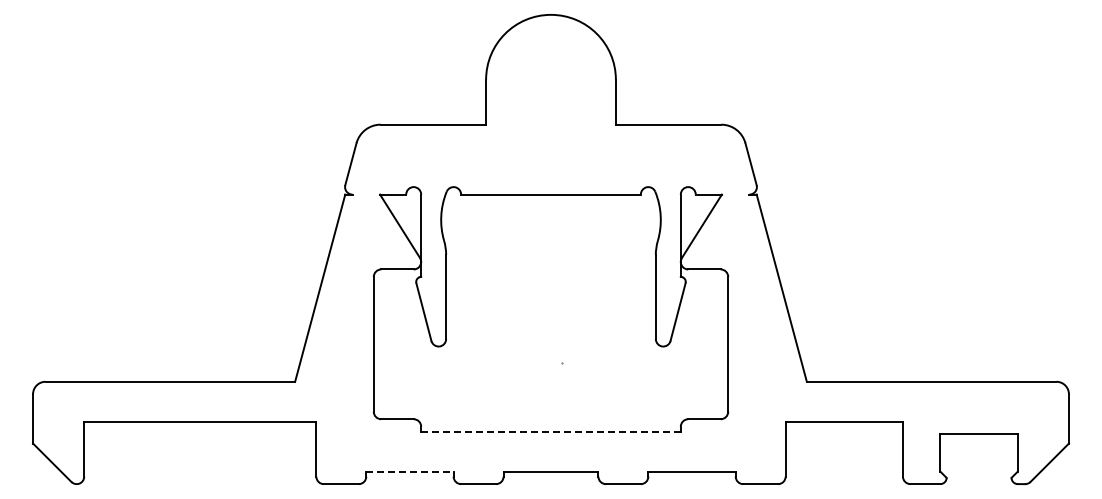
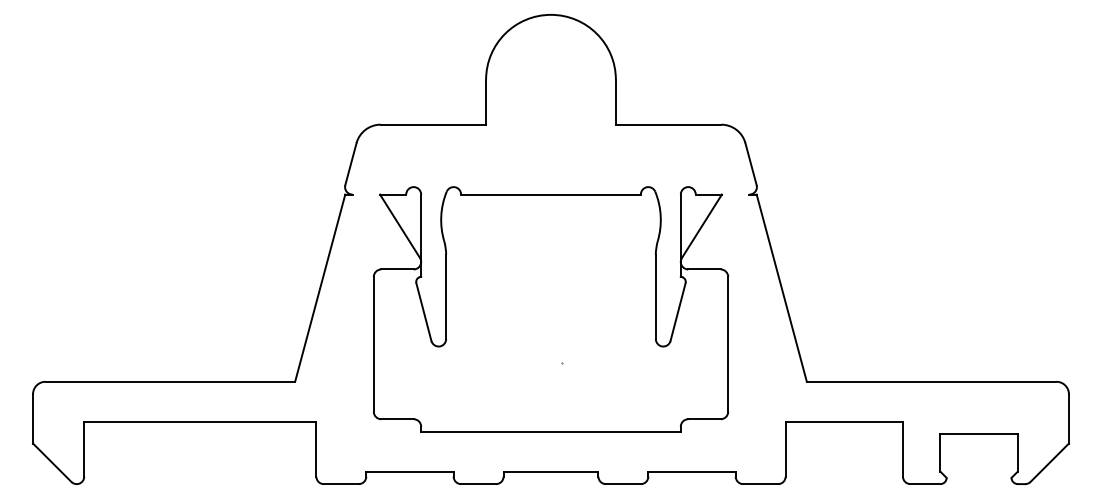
line: dashed -> solid (551, 431)
line: dashed -> solid (409, 471)
